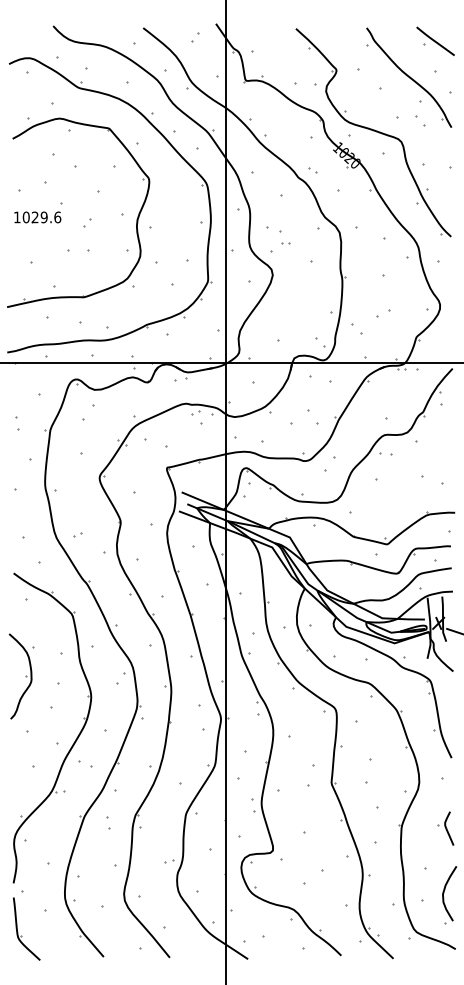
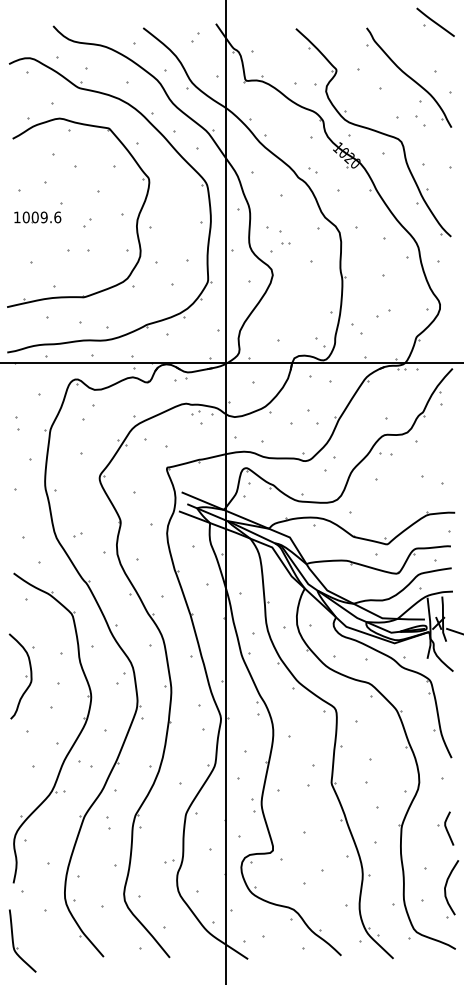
part position: (435, 40) -> (435, 21) (435, 21)
text: 1029.6 -> 1009.6 (34, 217)
part position: (449, 895) -> (451, 889) (451, 889)
part position: (21, 935) -> (17, 947) (17, 947)
